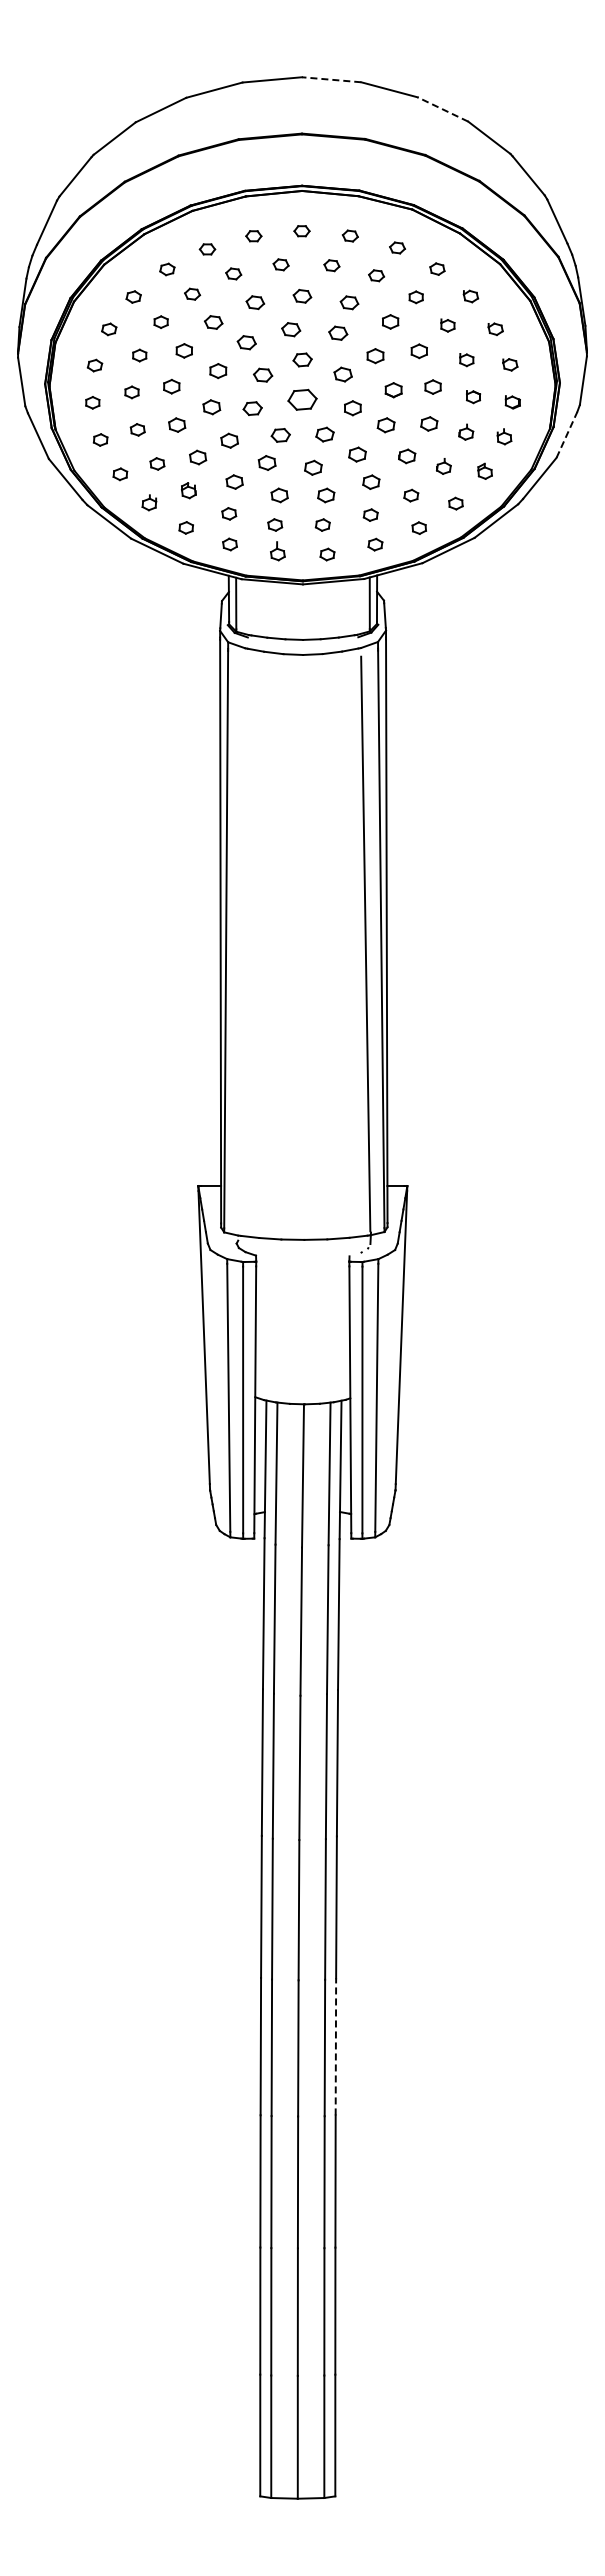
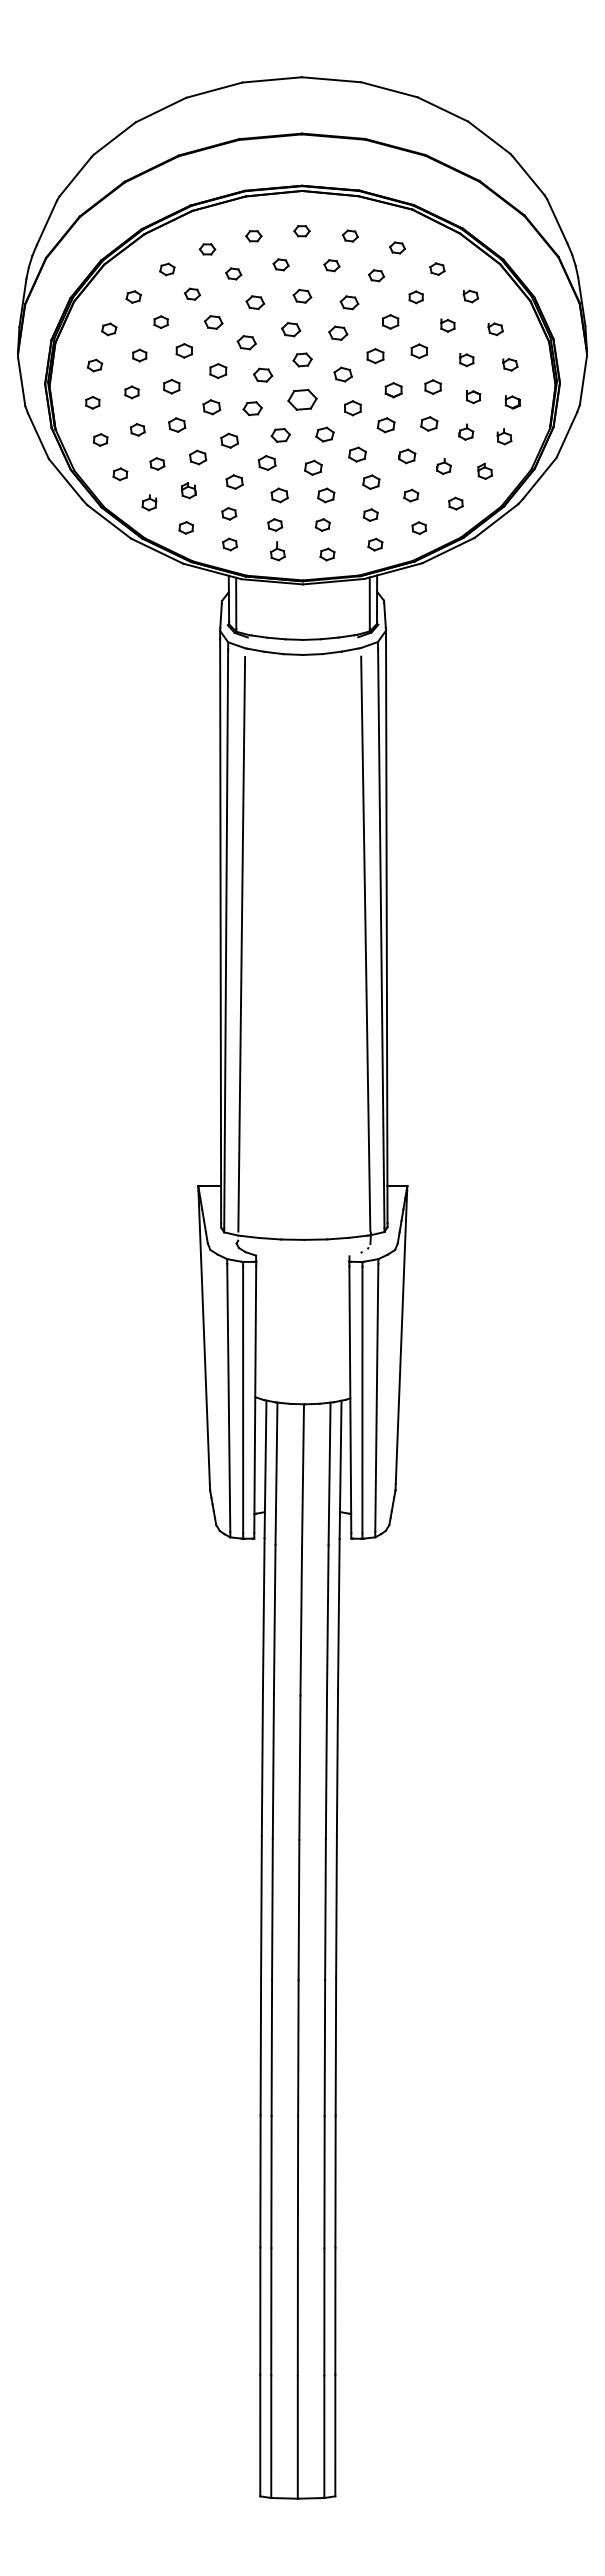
line: dashed -> solid (331, 79)
line: dashed -> solid (442, 109)
line: dashed -> solid (567, 434)
line: none -> present (241, 943)
line: dashed -> solid (335, 2046)
